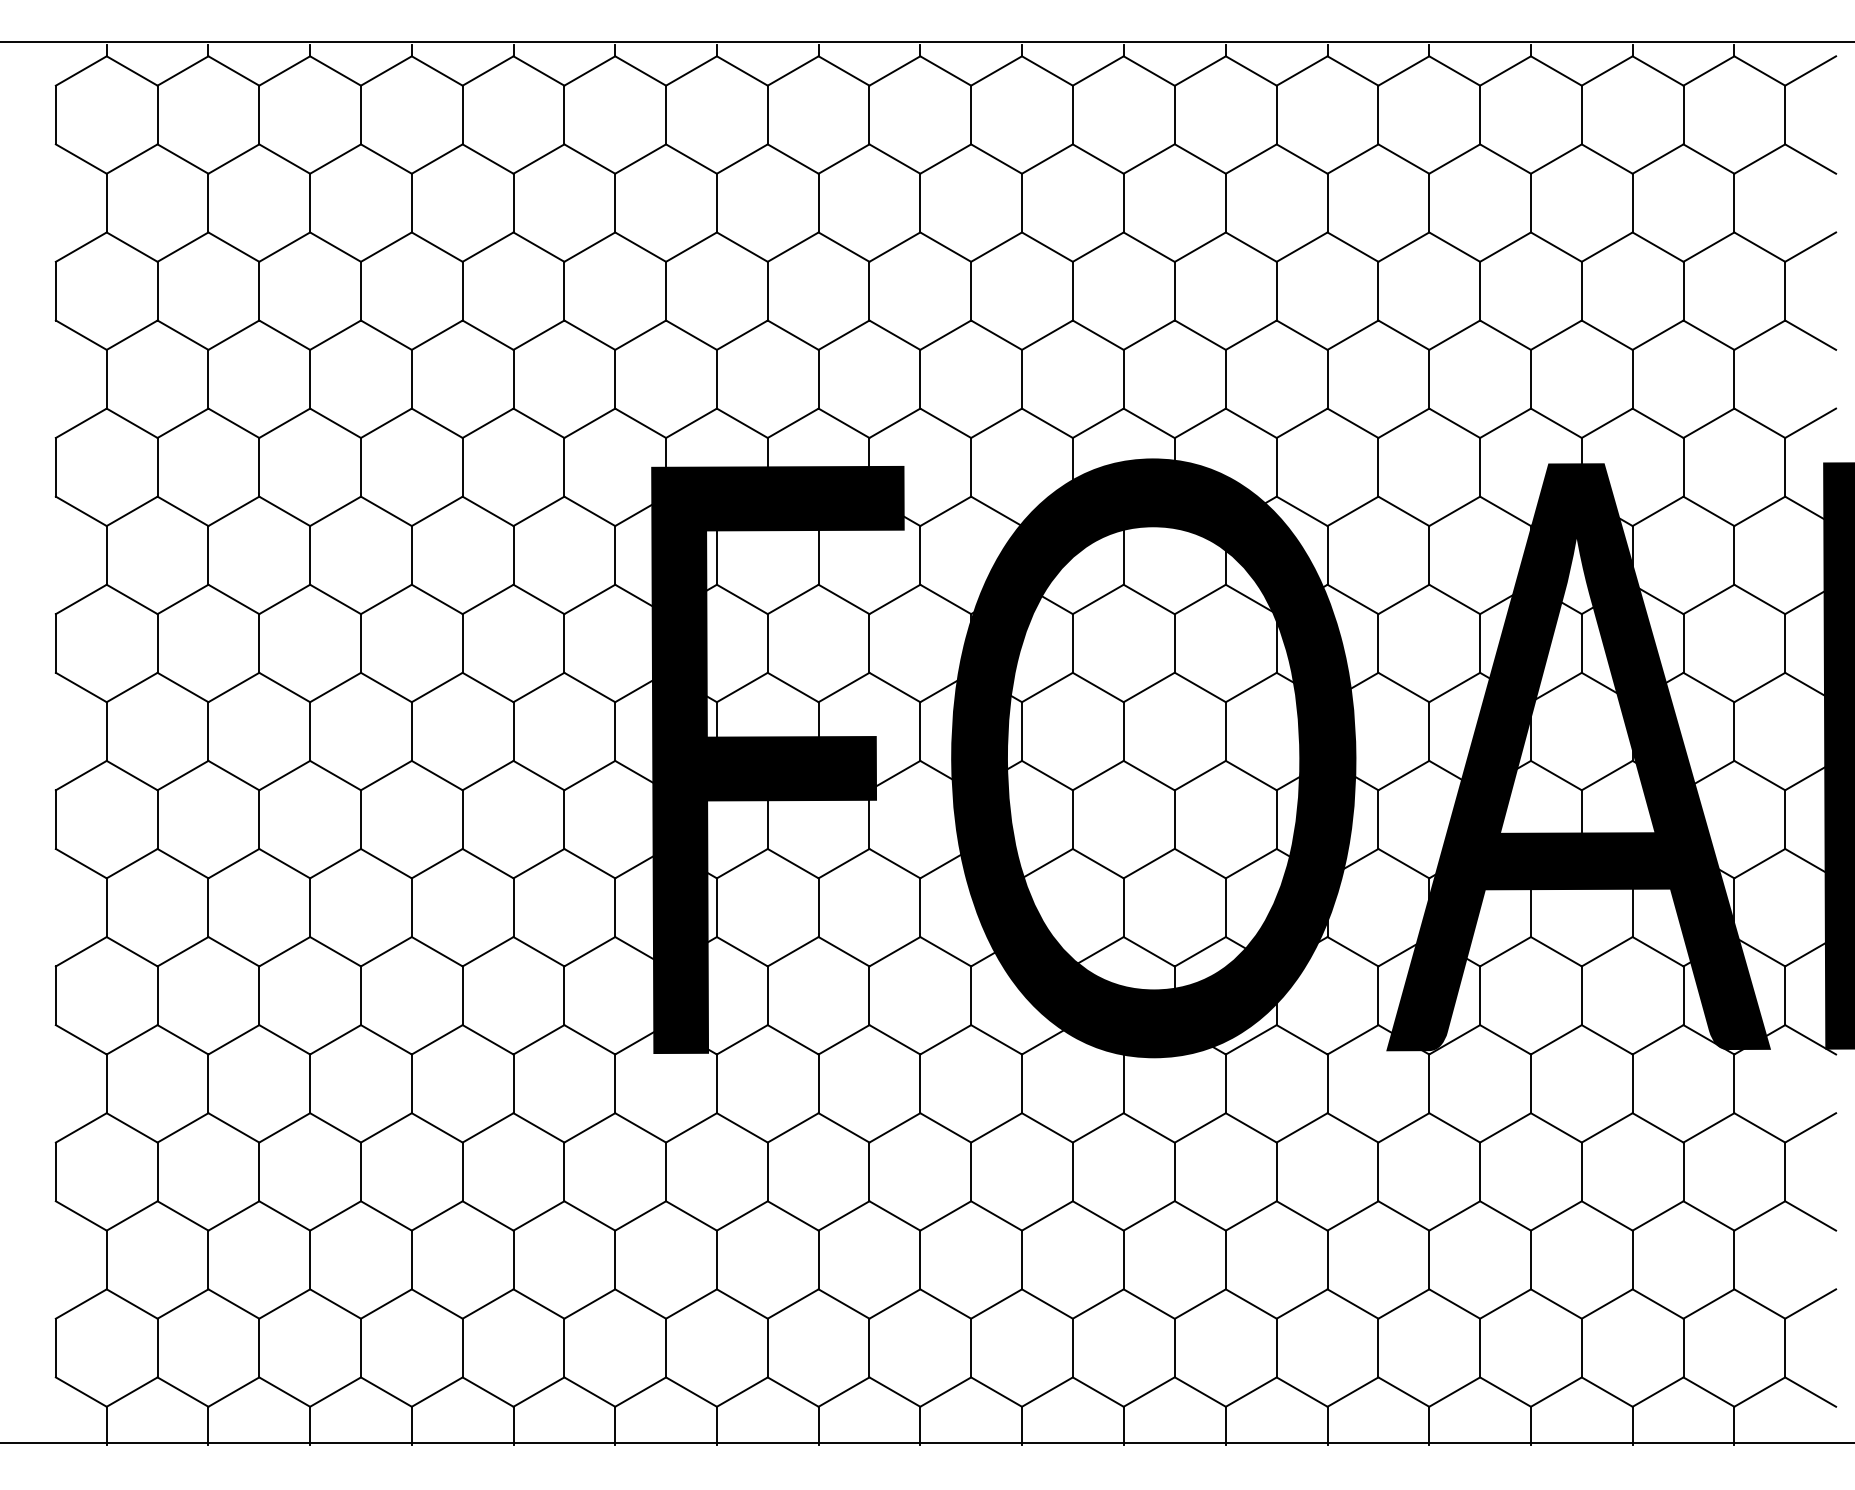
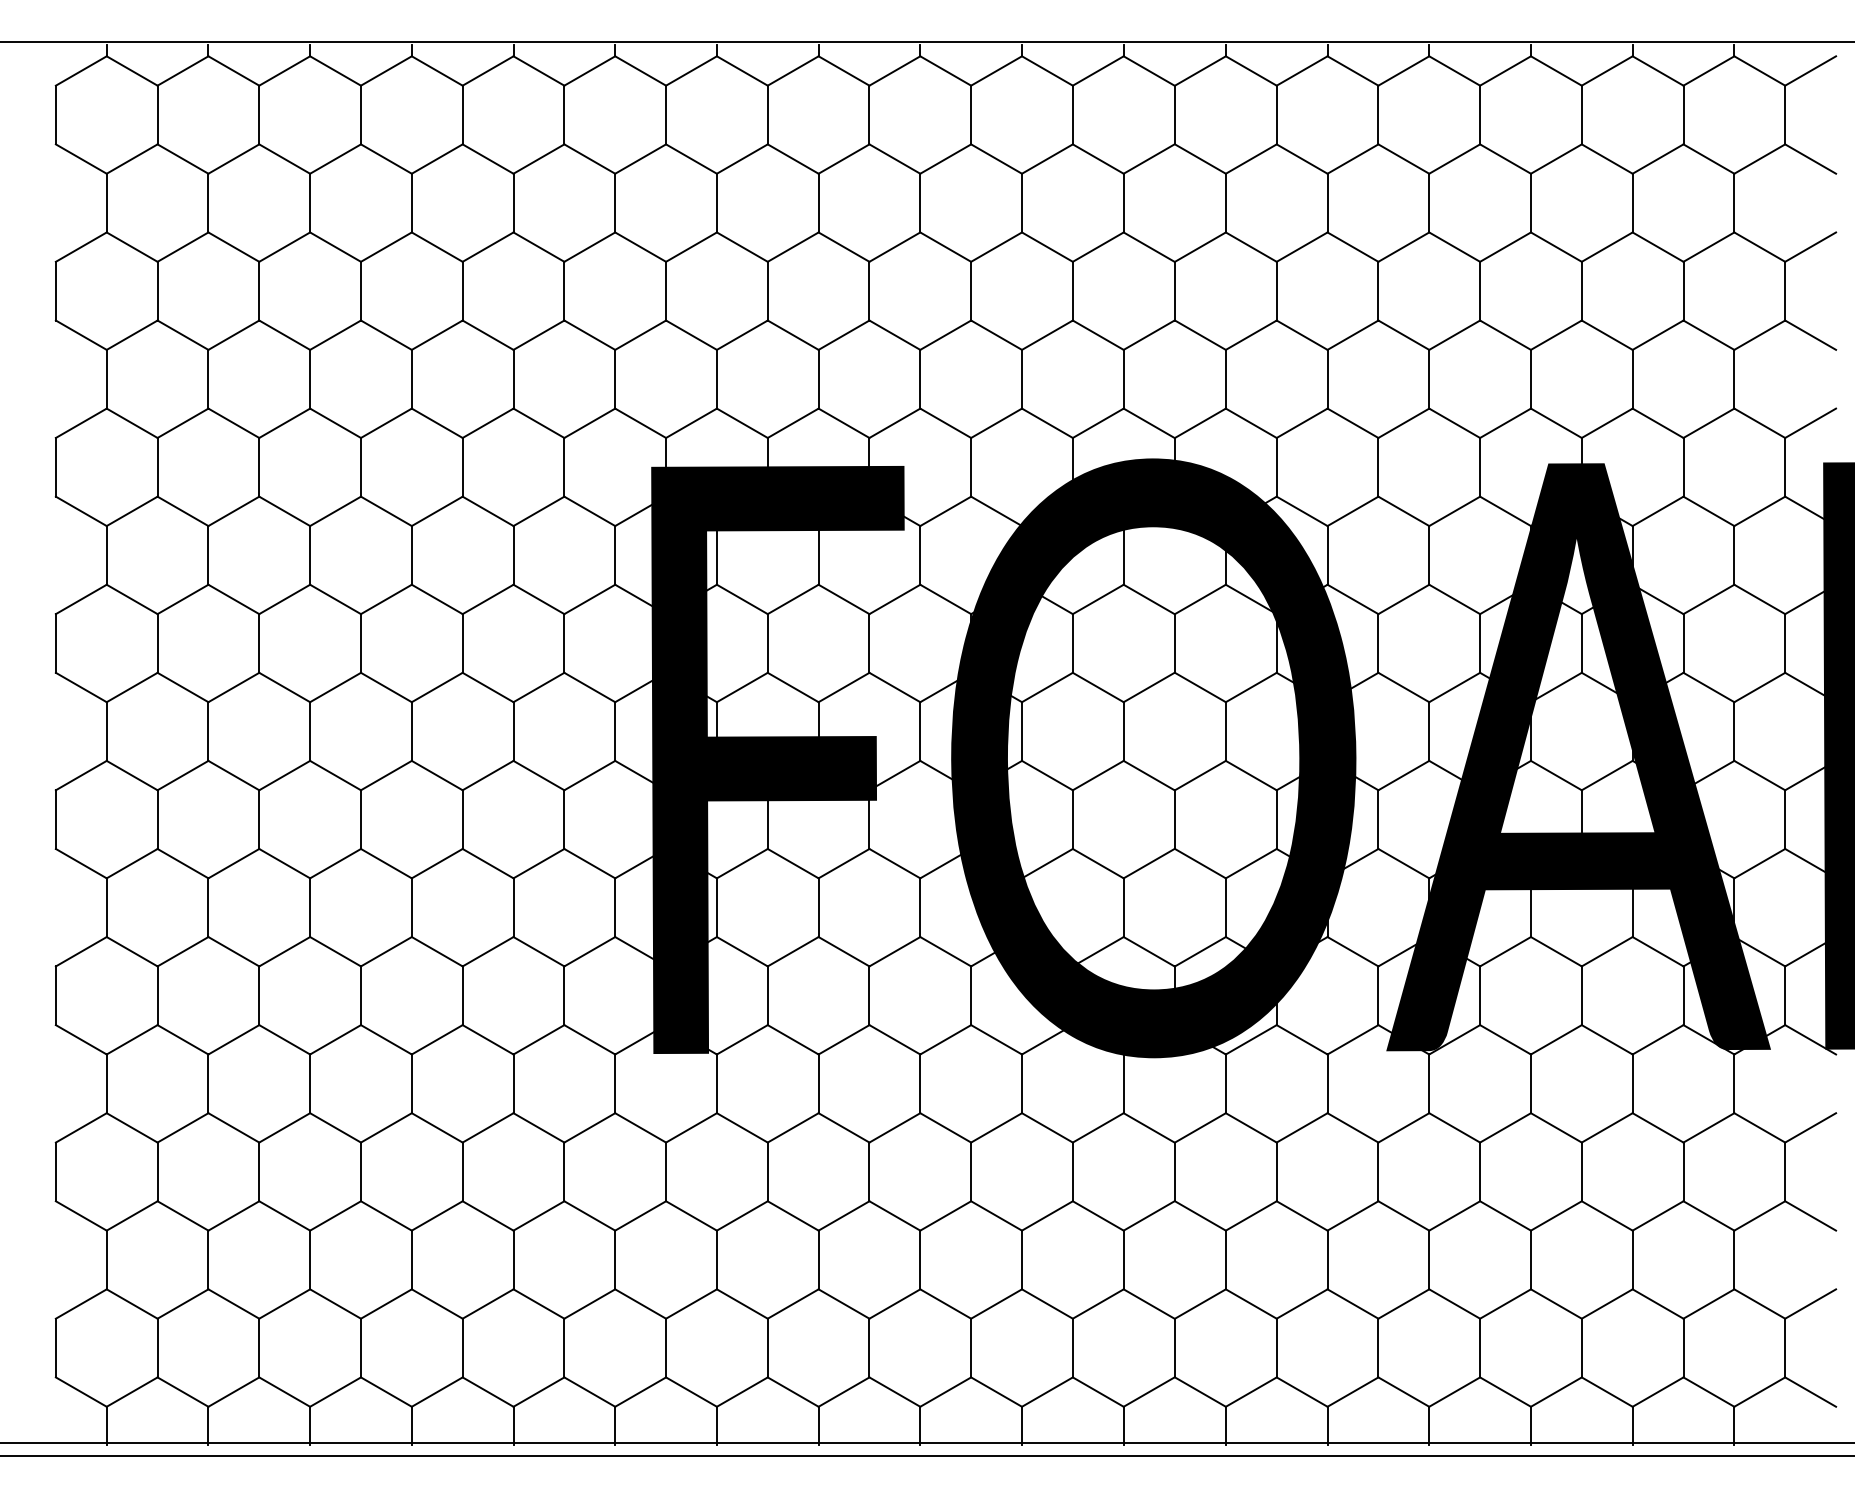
line: none -> present (926, 1456)
